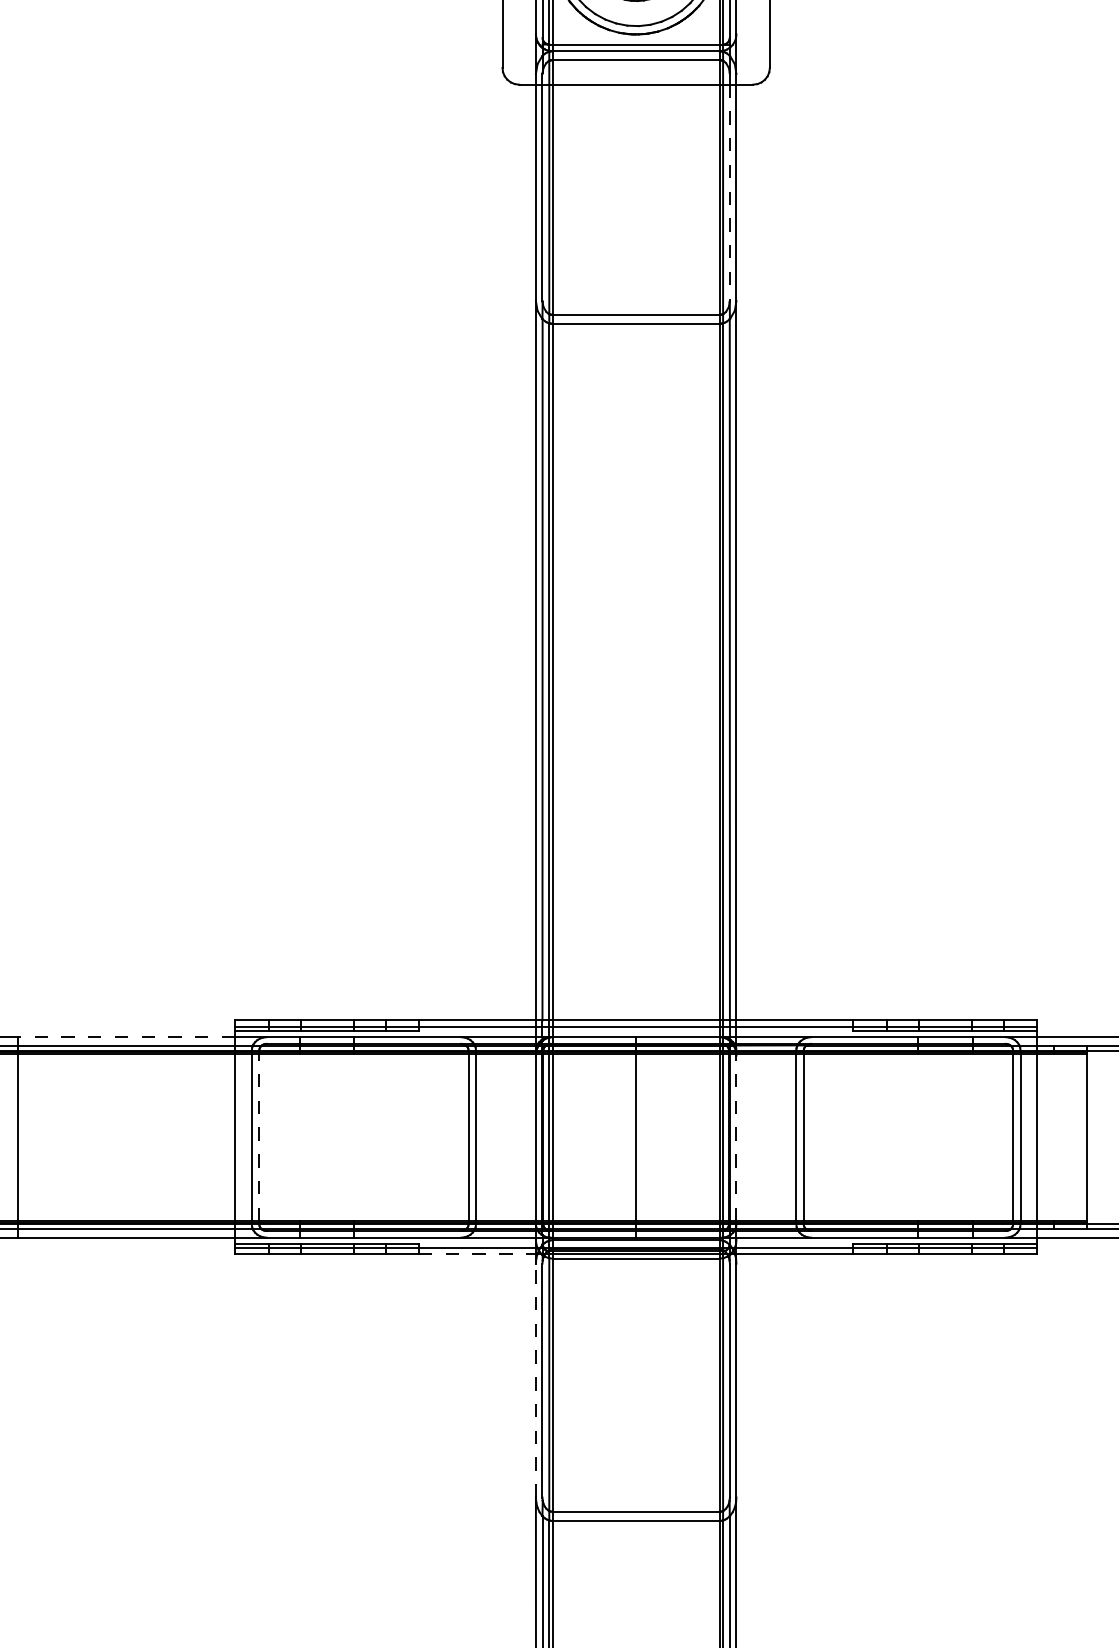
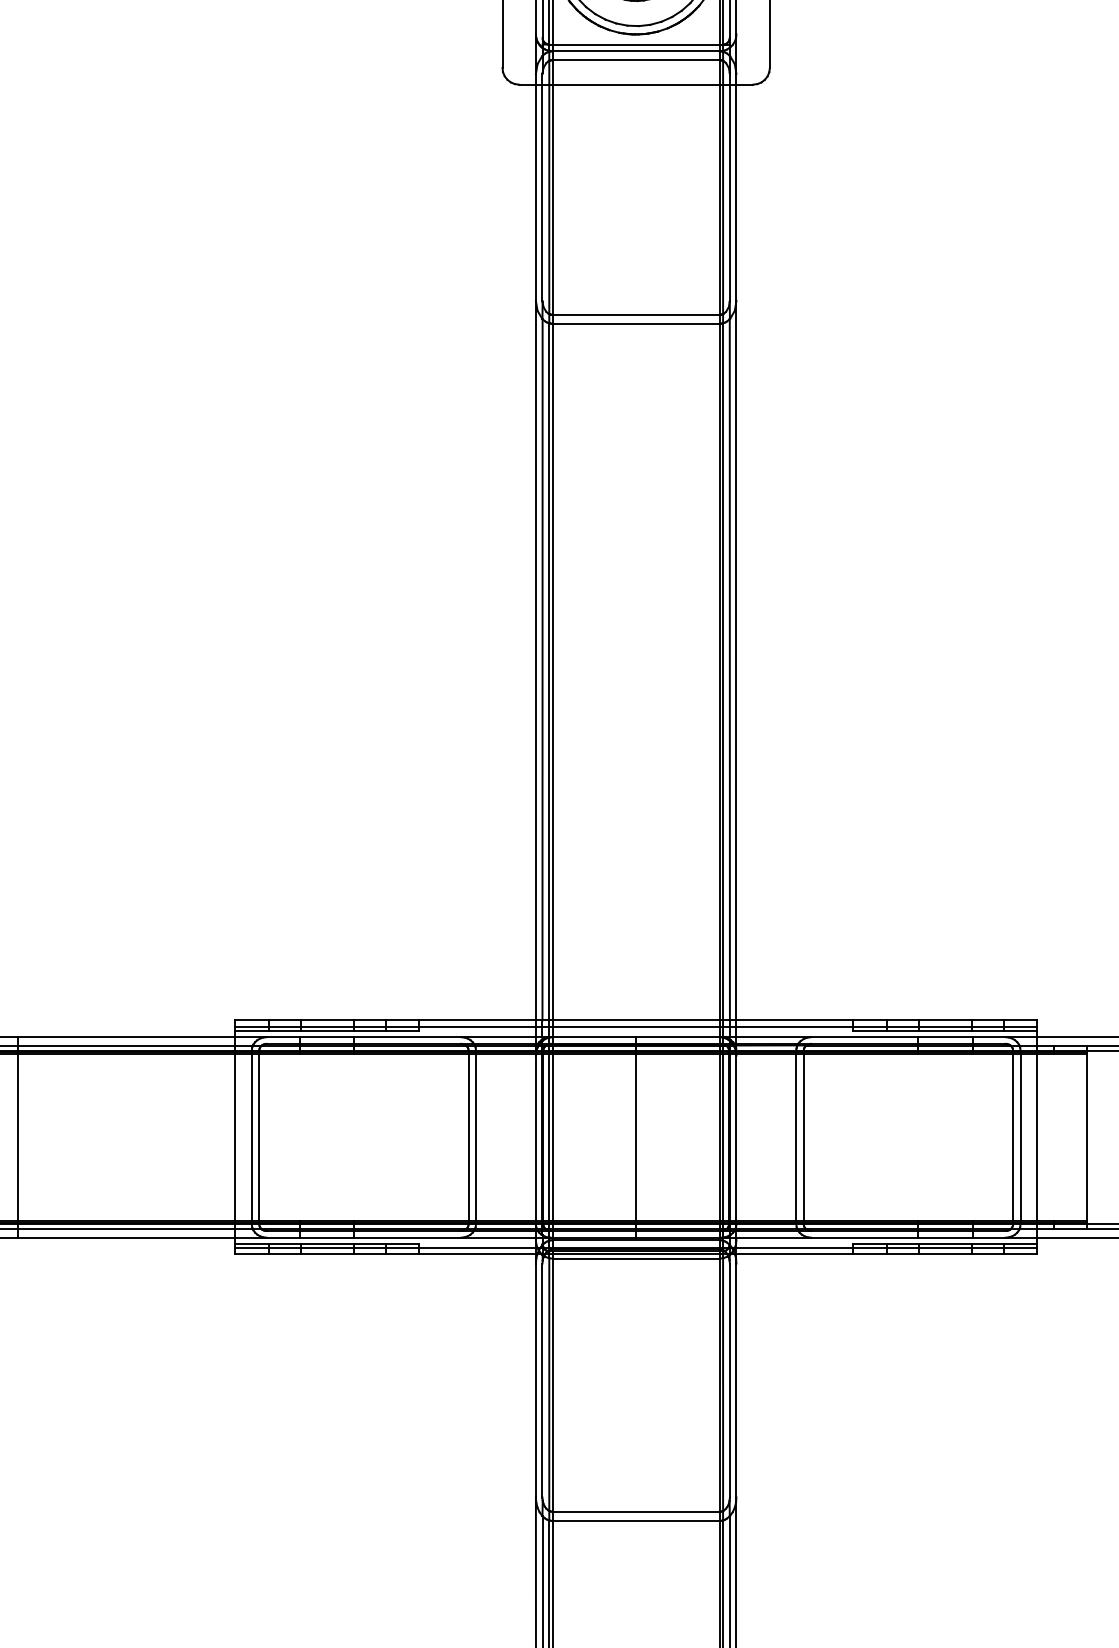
line: dashed -> solid (729, 193)
line: dashed -> solid (126, 1037)
line: dashed -> solid (259, 1137)
line: dashed -> solid (736, 1138)
line: dashed -> solid (477, 1254)
line: dashed -> solid (535, 1380)
